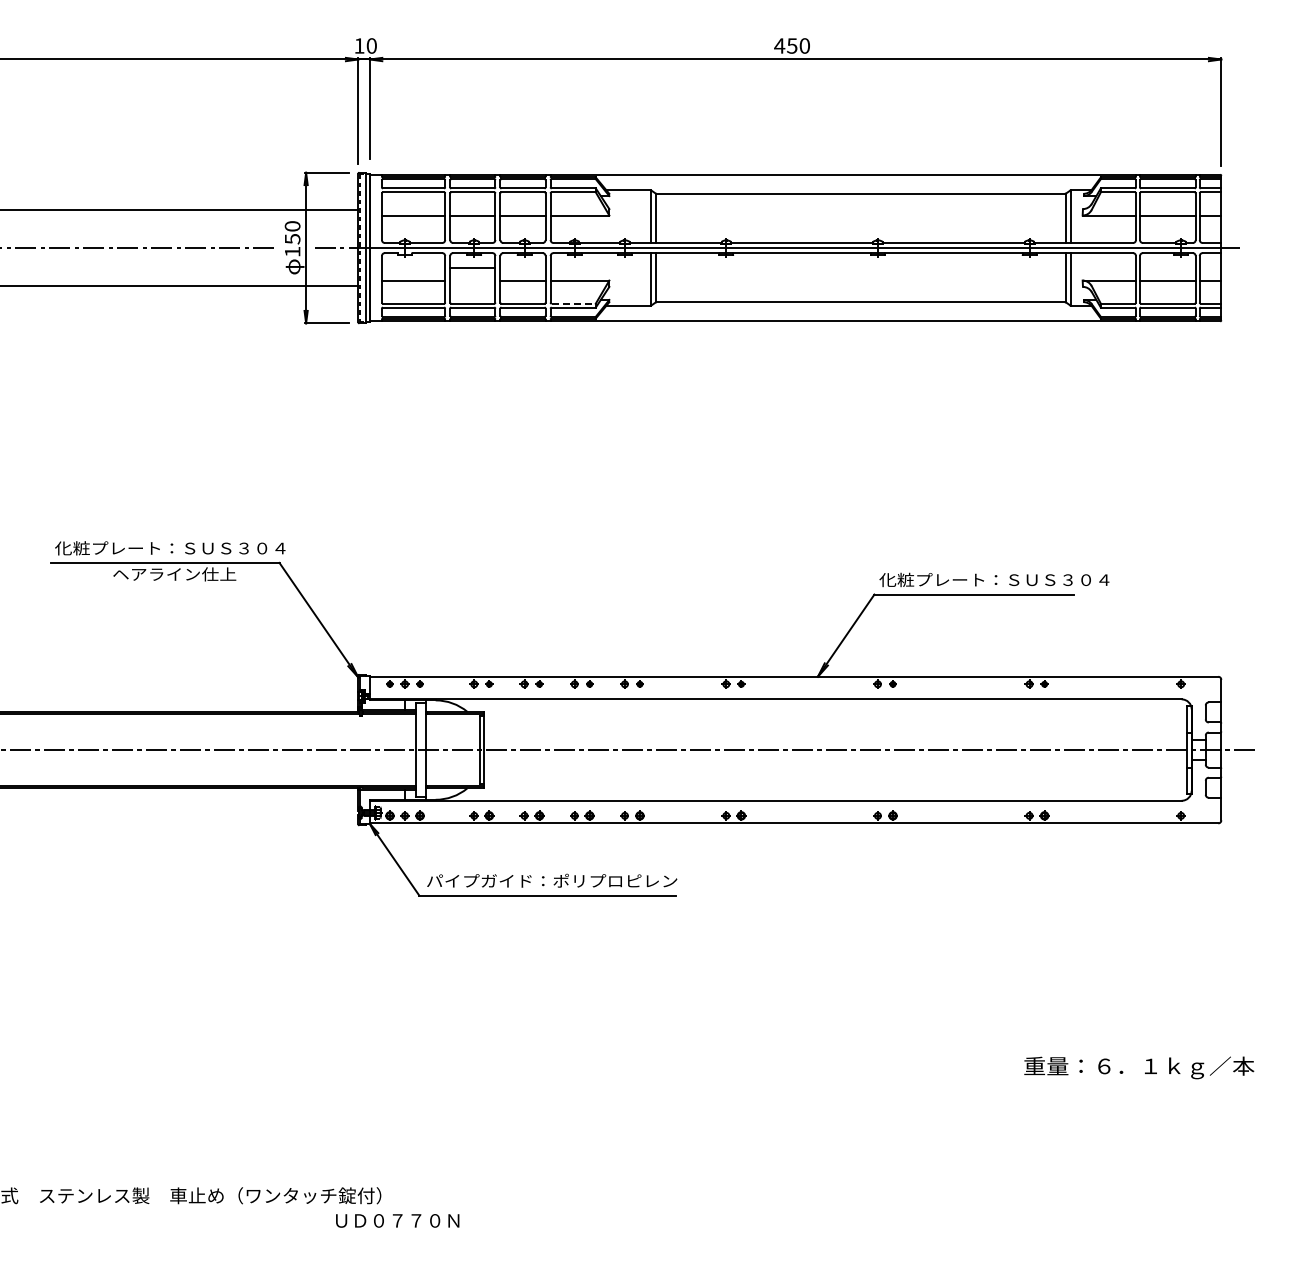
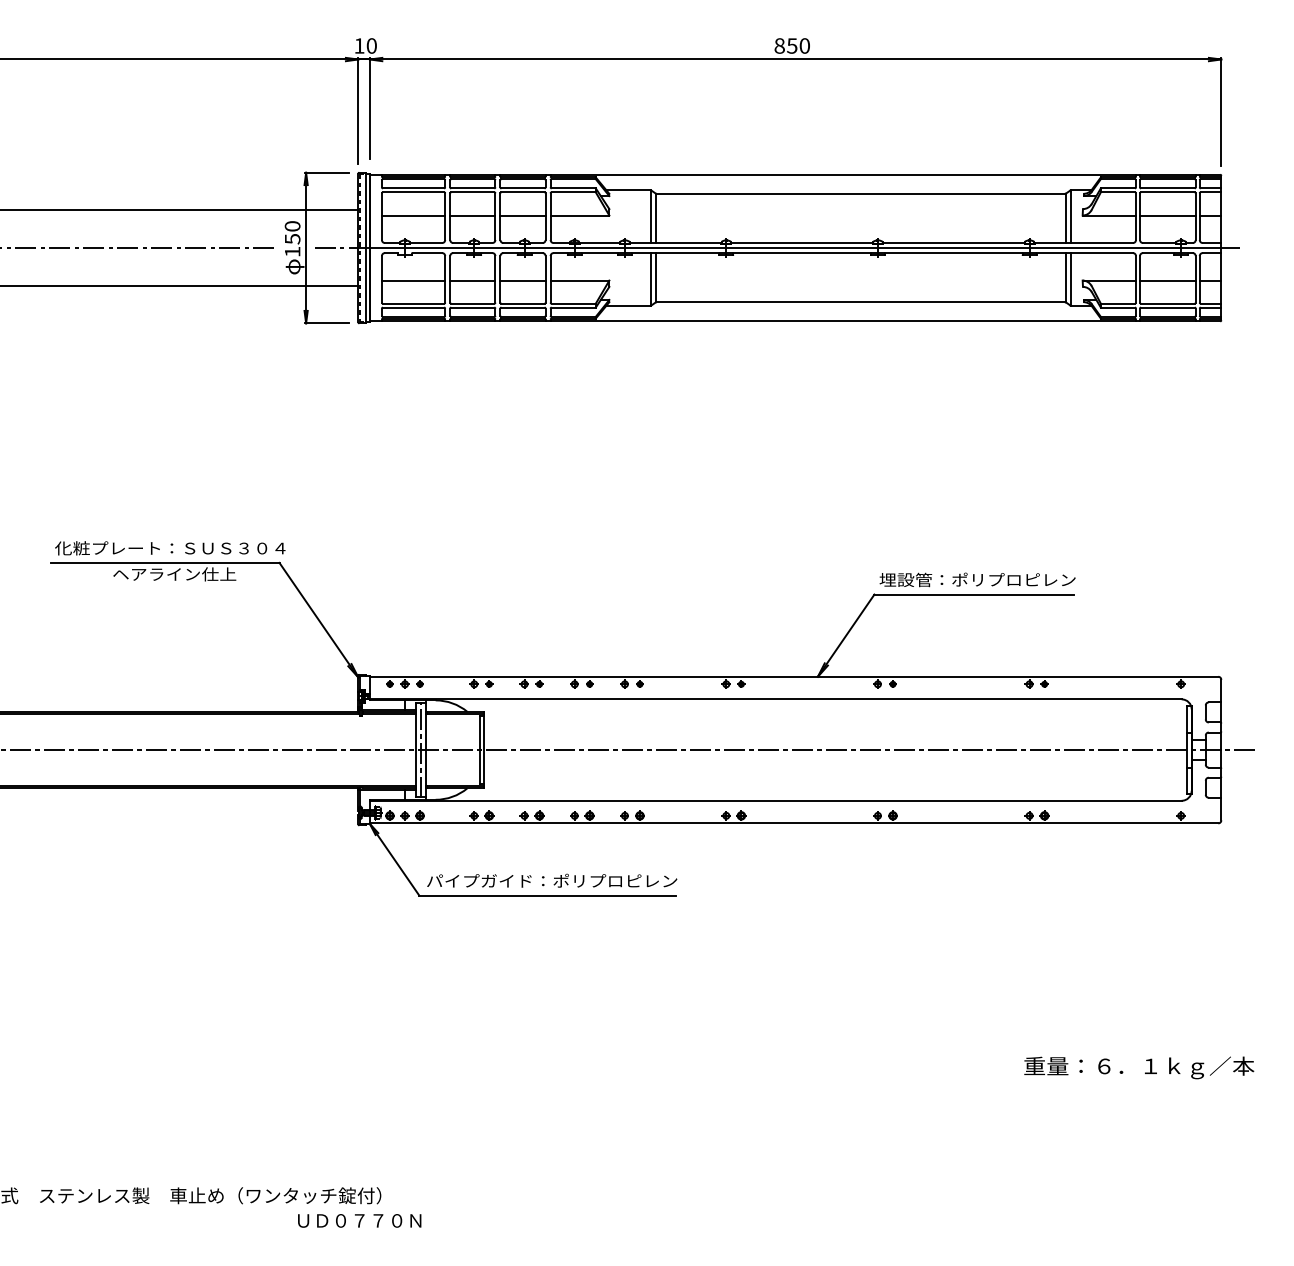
text: 450 -> 850 (779, 45)
line position: (472, 267) -> (472, 280) (472, 280)
line: dashed -> solid (574, 303)
text: 化粧プレート：ＳＵＳ３０４ -> 埋設管：ポリプロピレン (994, 579)
line: none -> present (421, 750)
text position: (397, 1220) -> (359, 1220) (359, 1220)
